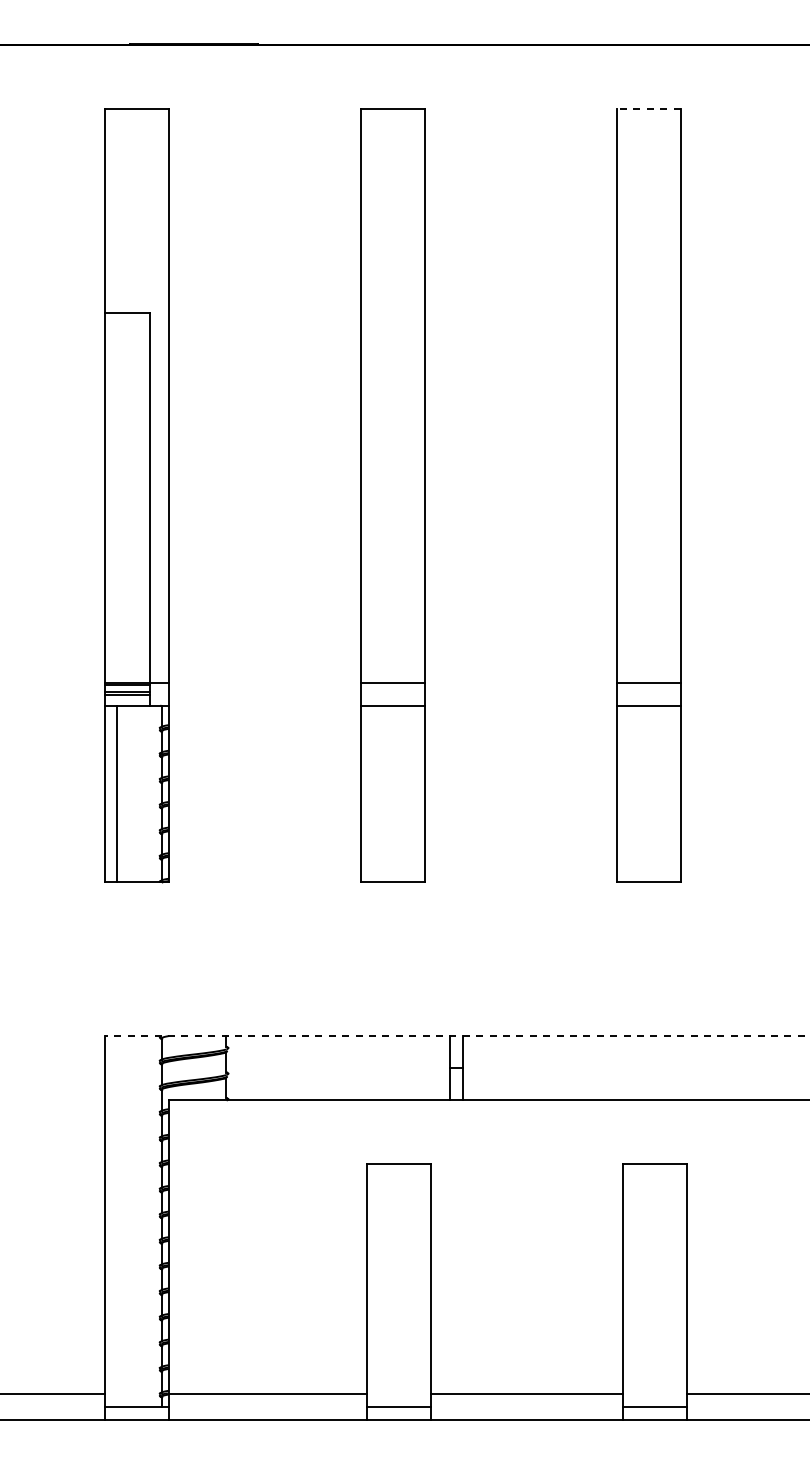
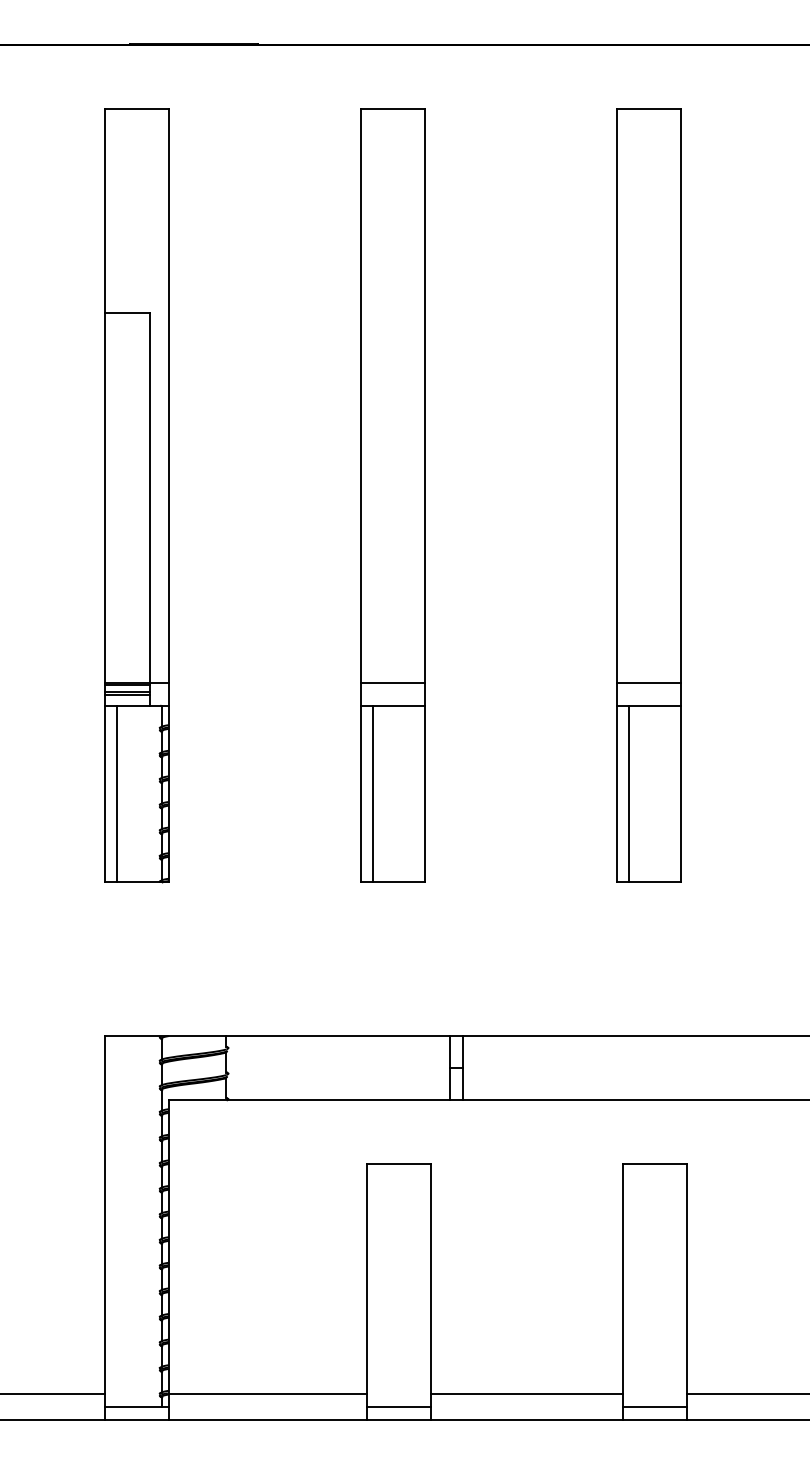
line: dashed -> solid (648, 109)
line: none -> present (373, 793)
line: none -> present (629, 793)
line: dashed -> solid (456, 1036)
